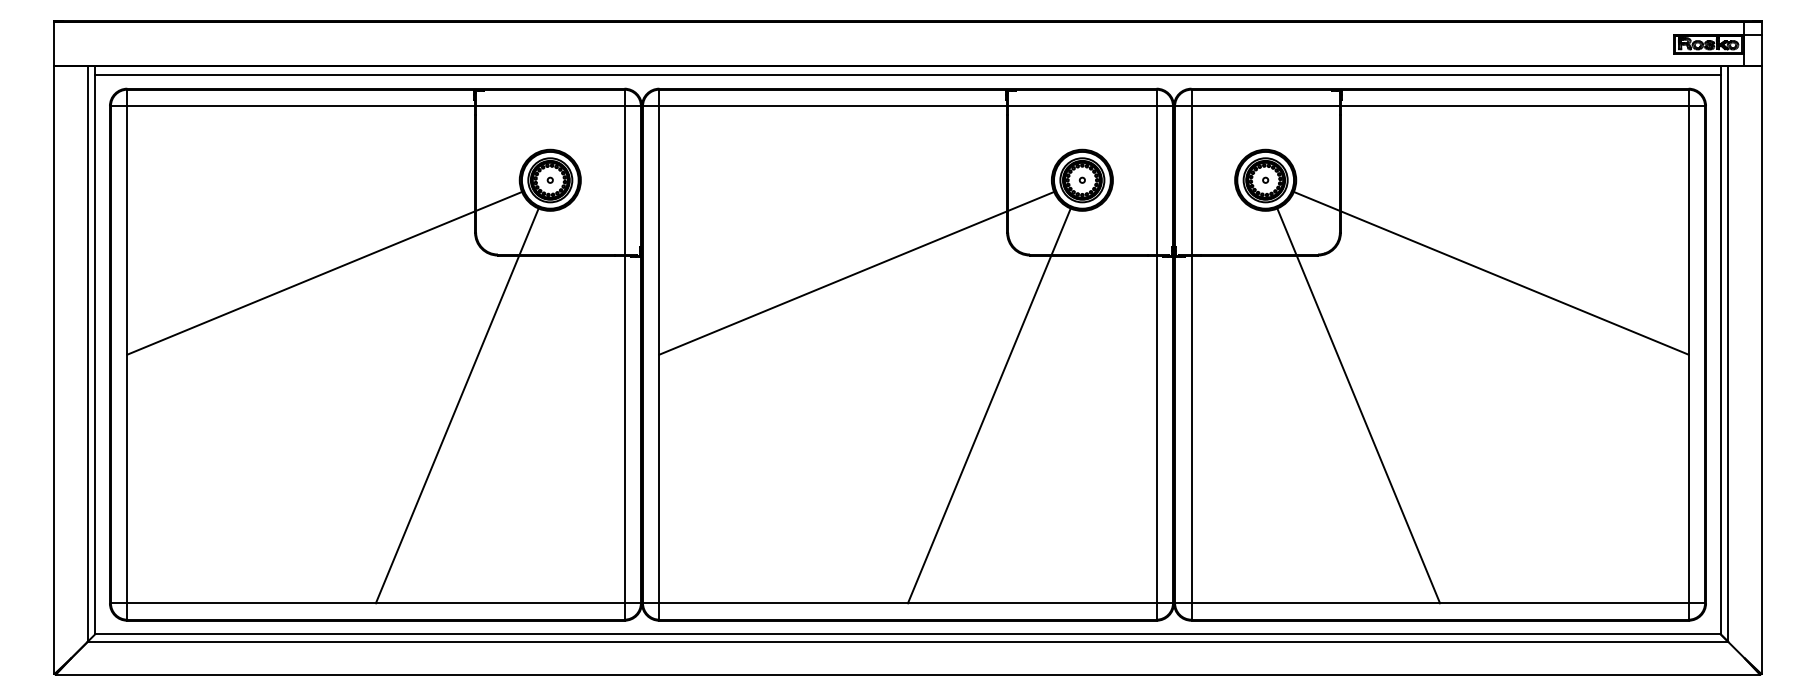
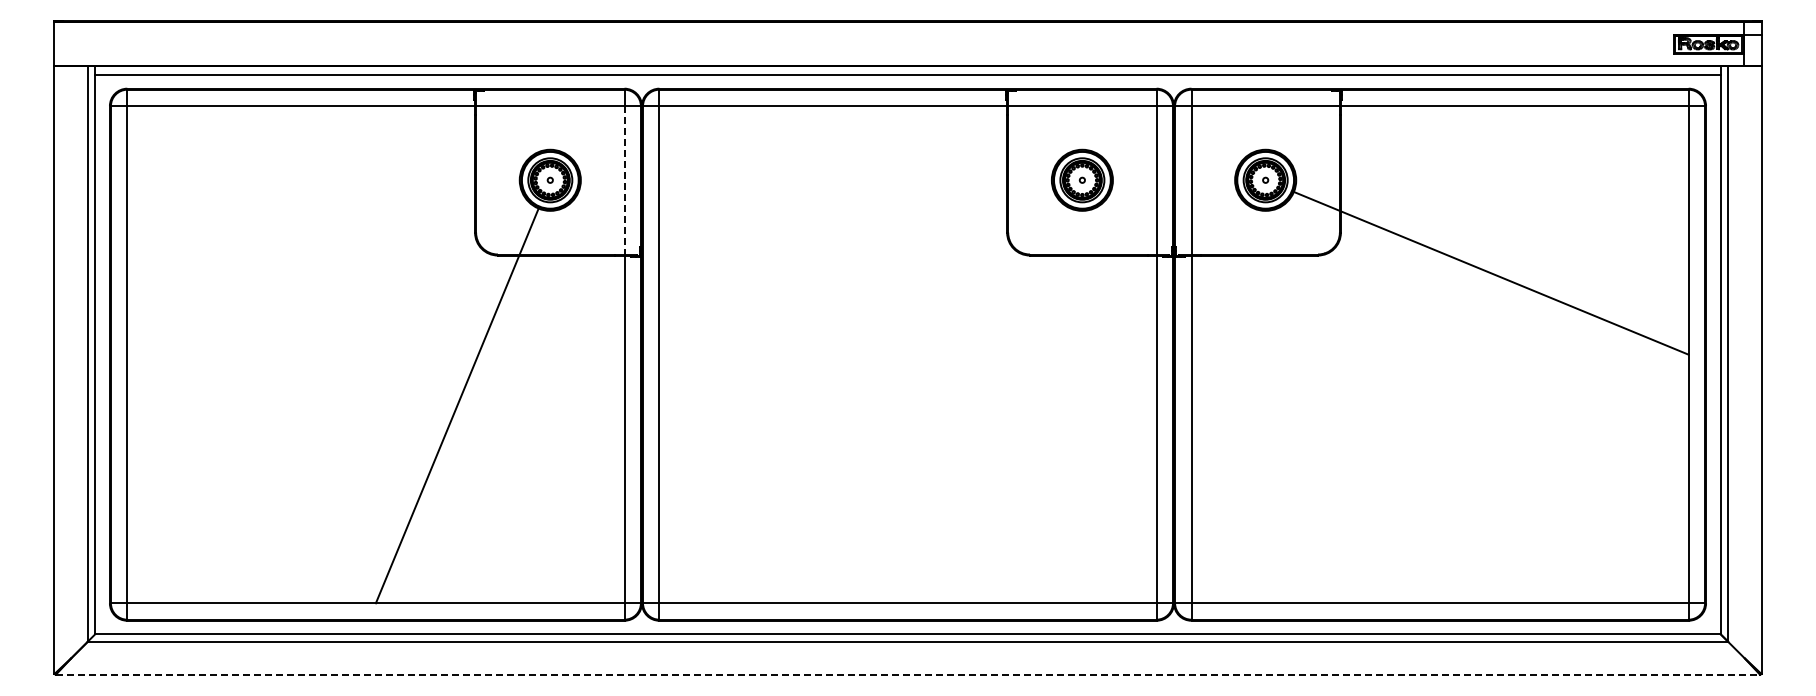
line: solid -> dashed (624, 180)
line: present -> none (324, 272)
line: present -> none (856, 272)
line: present -> none (988, 405)
line: present -> none (1358, 405)
line: solid -> dashed (908, 675)
